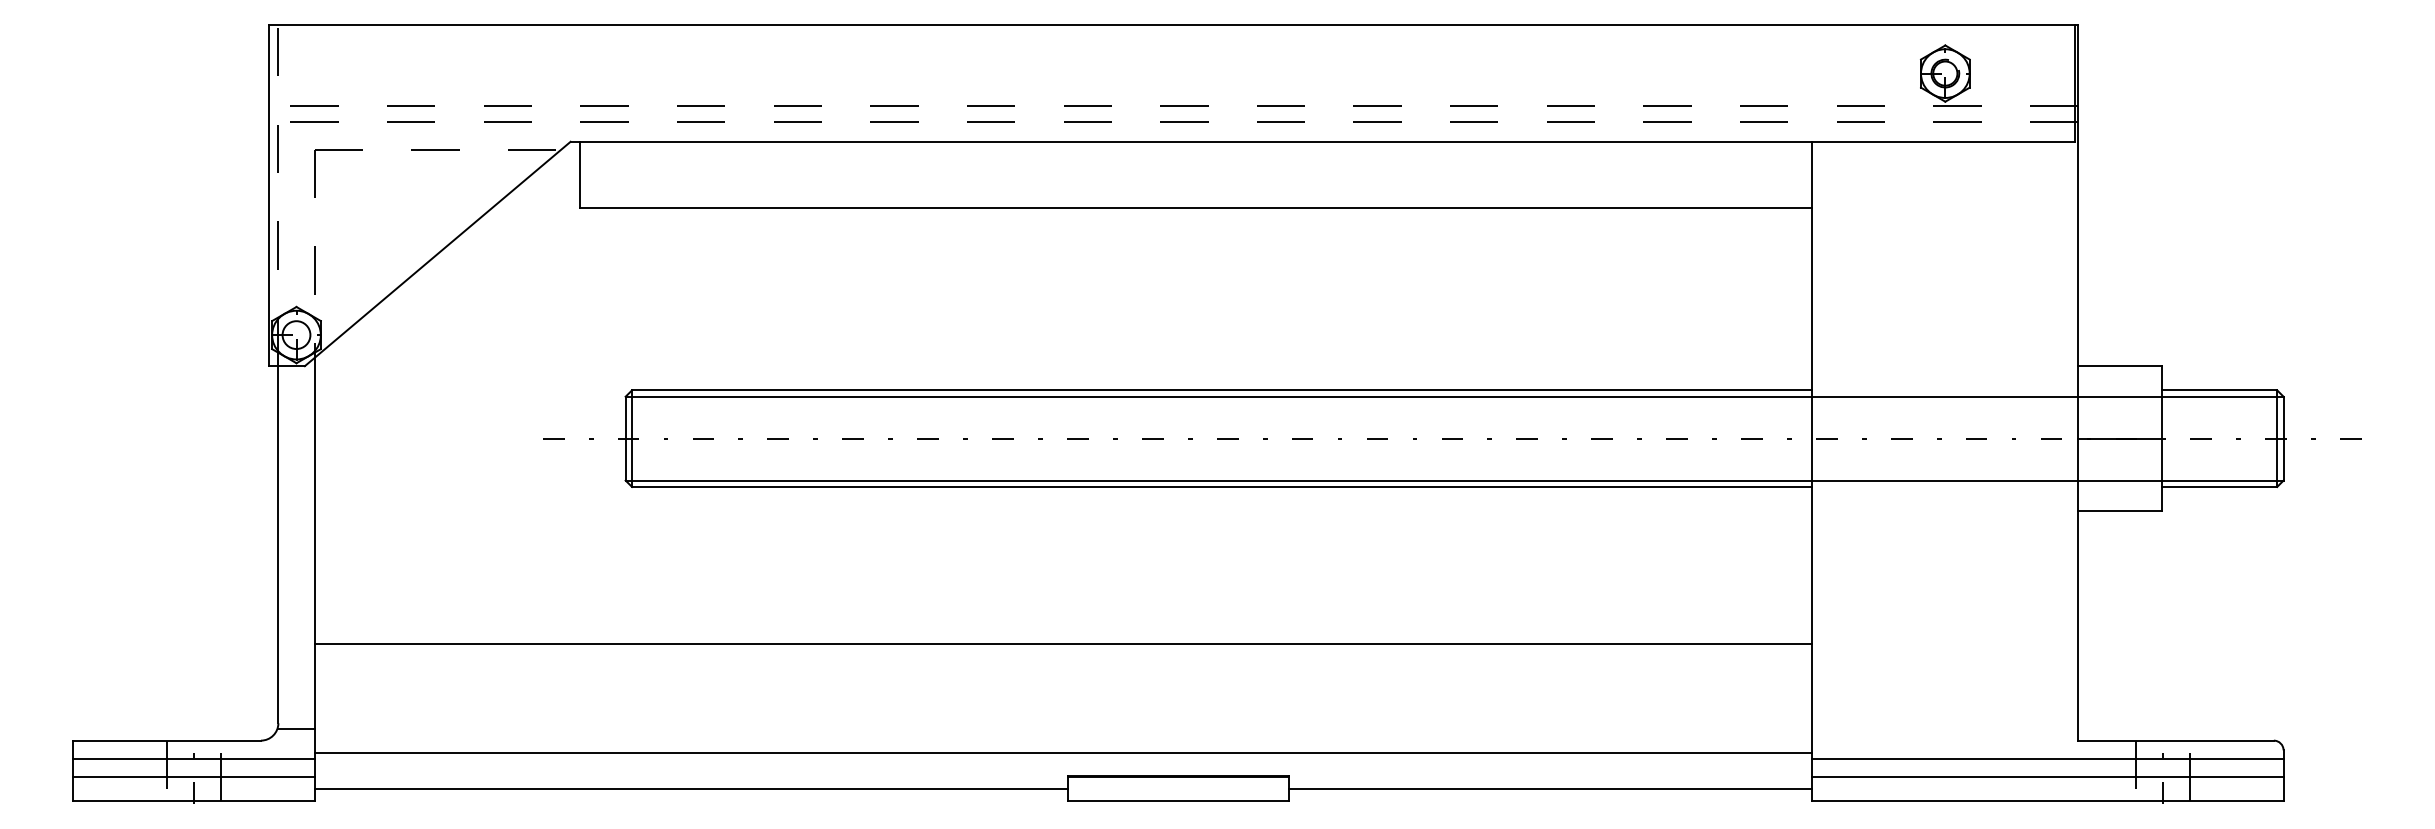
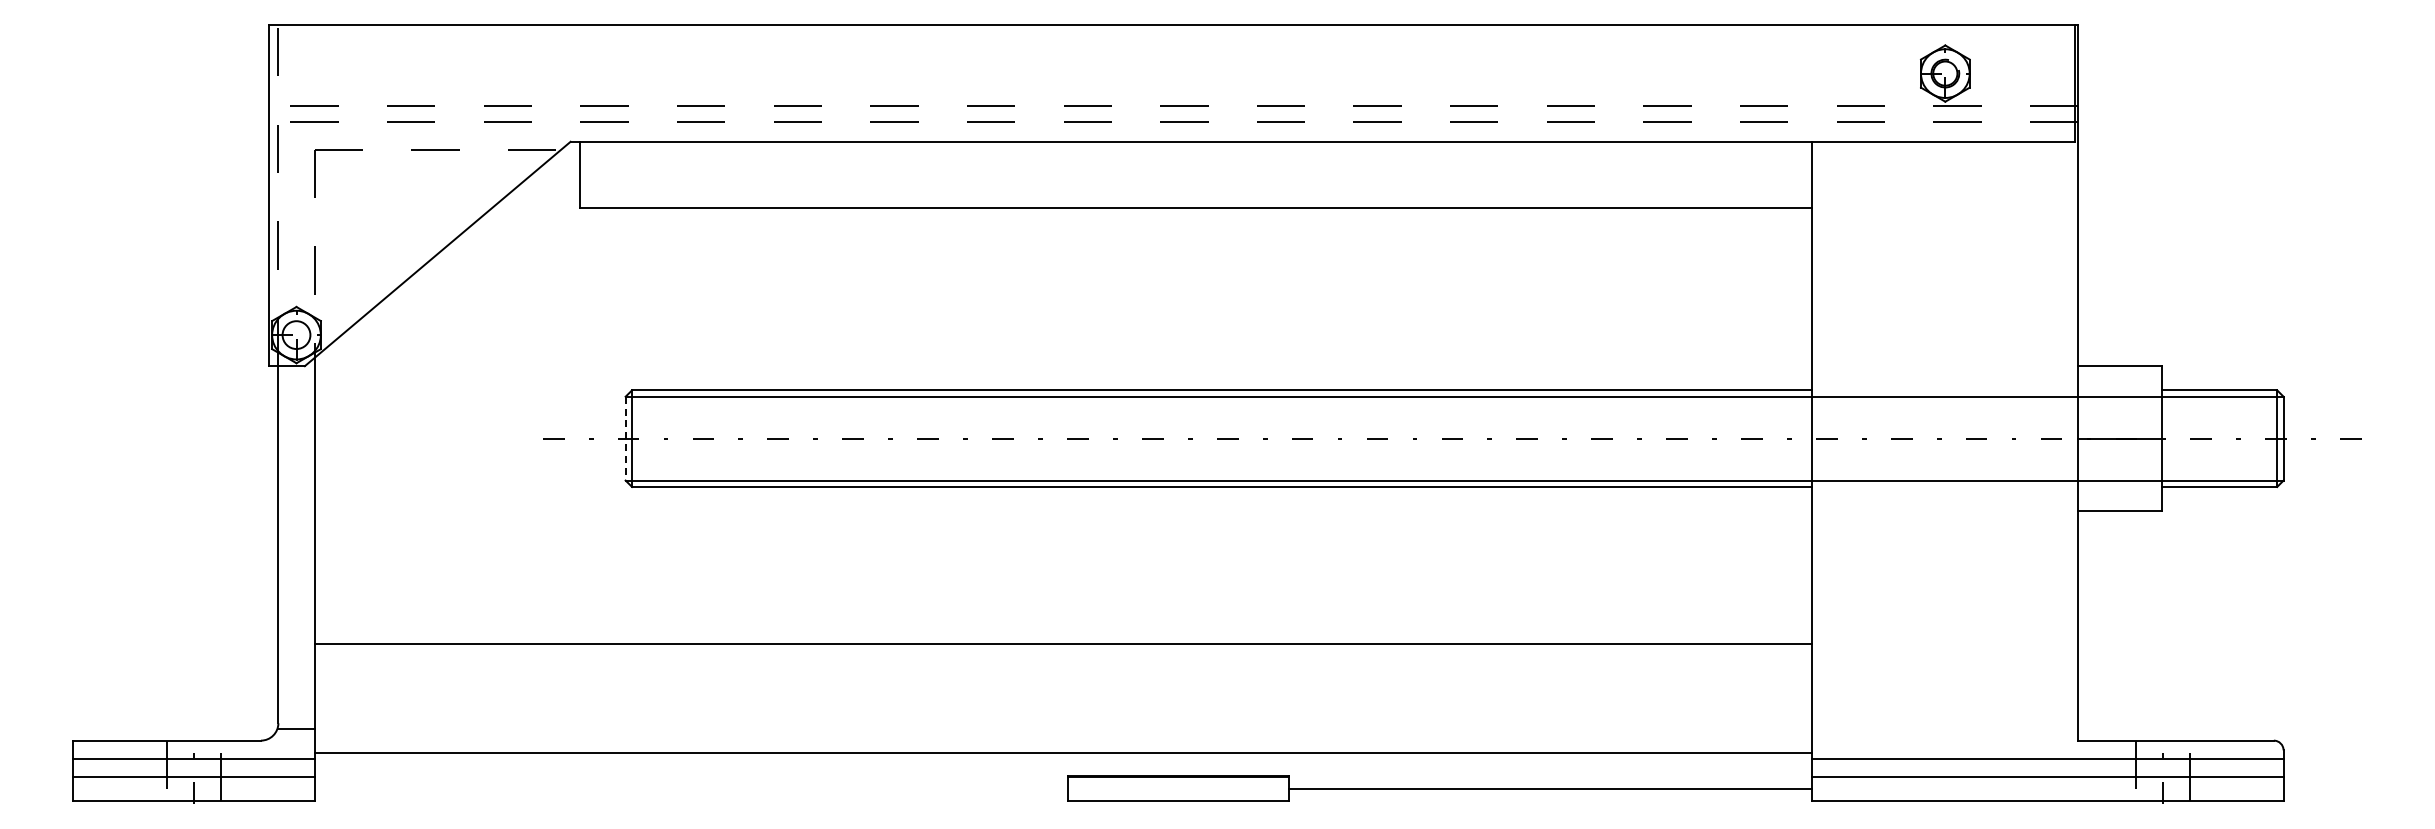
line: solid -> dashed (625, 438)
line: present -> none (690, 788)
